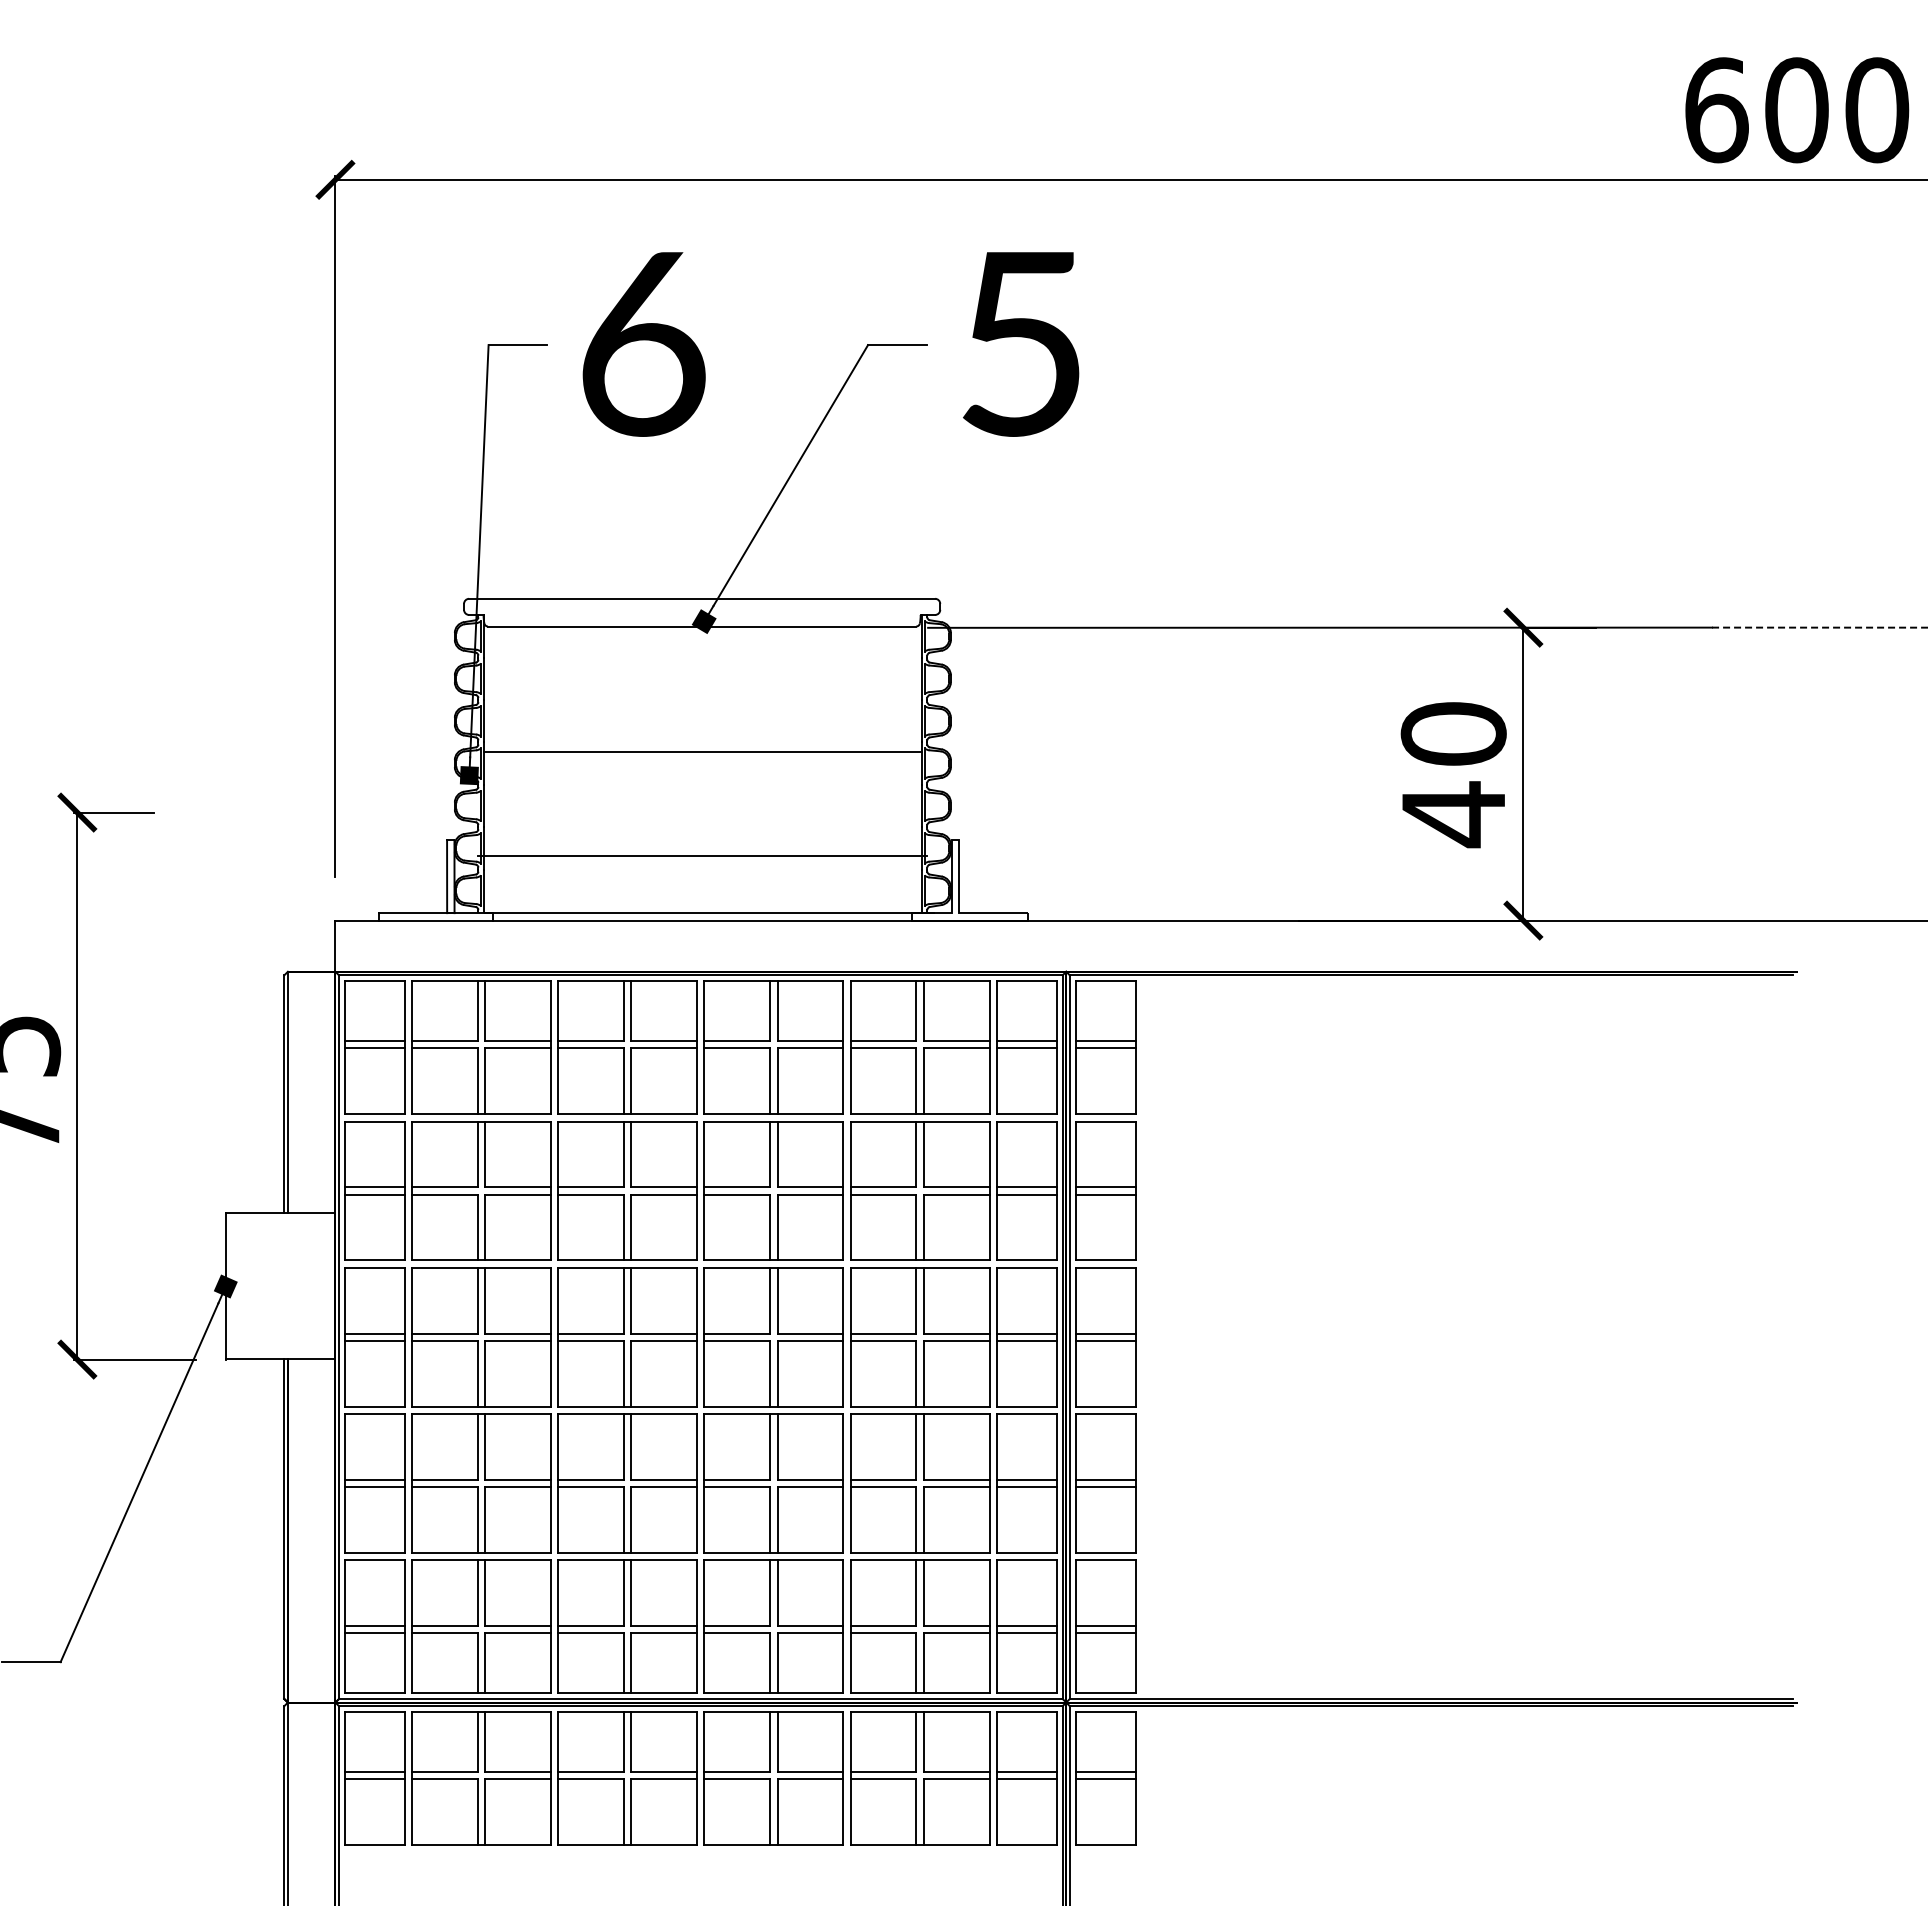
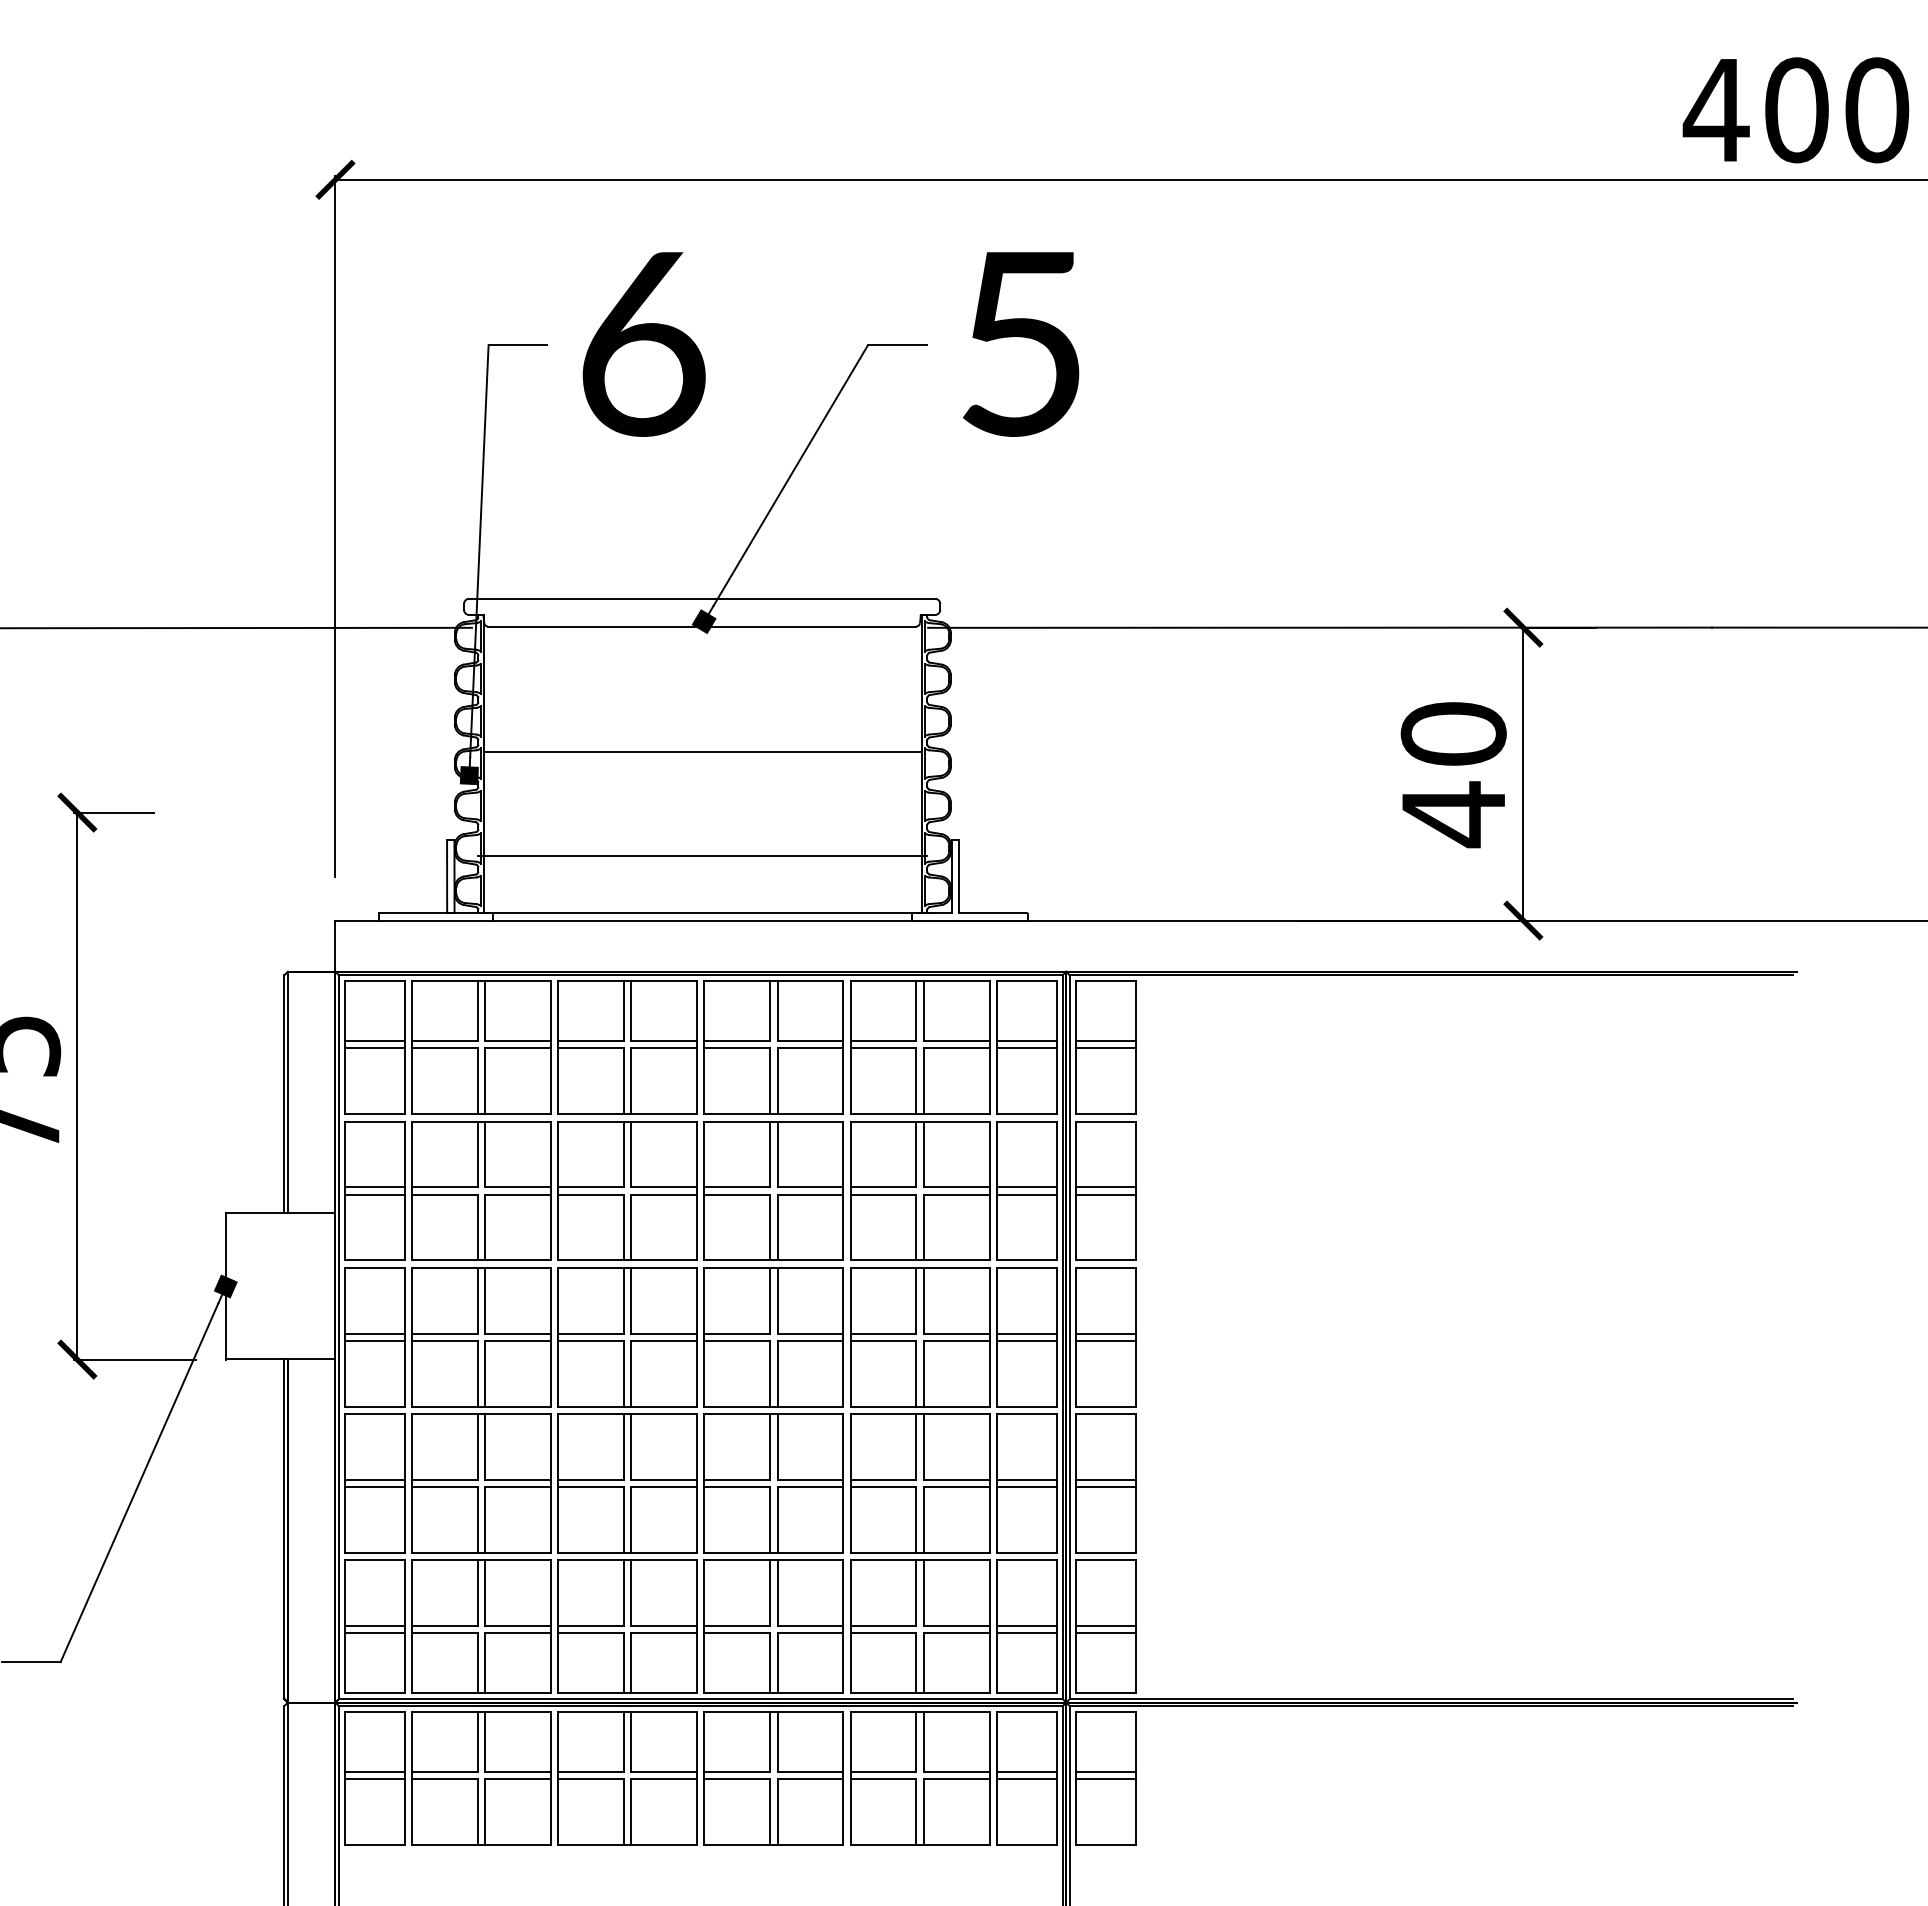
text: 600 -> 400 (1715, 110)
line: none -> present (237, 627)
line: dashed -> solid (1820, 627)
